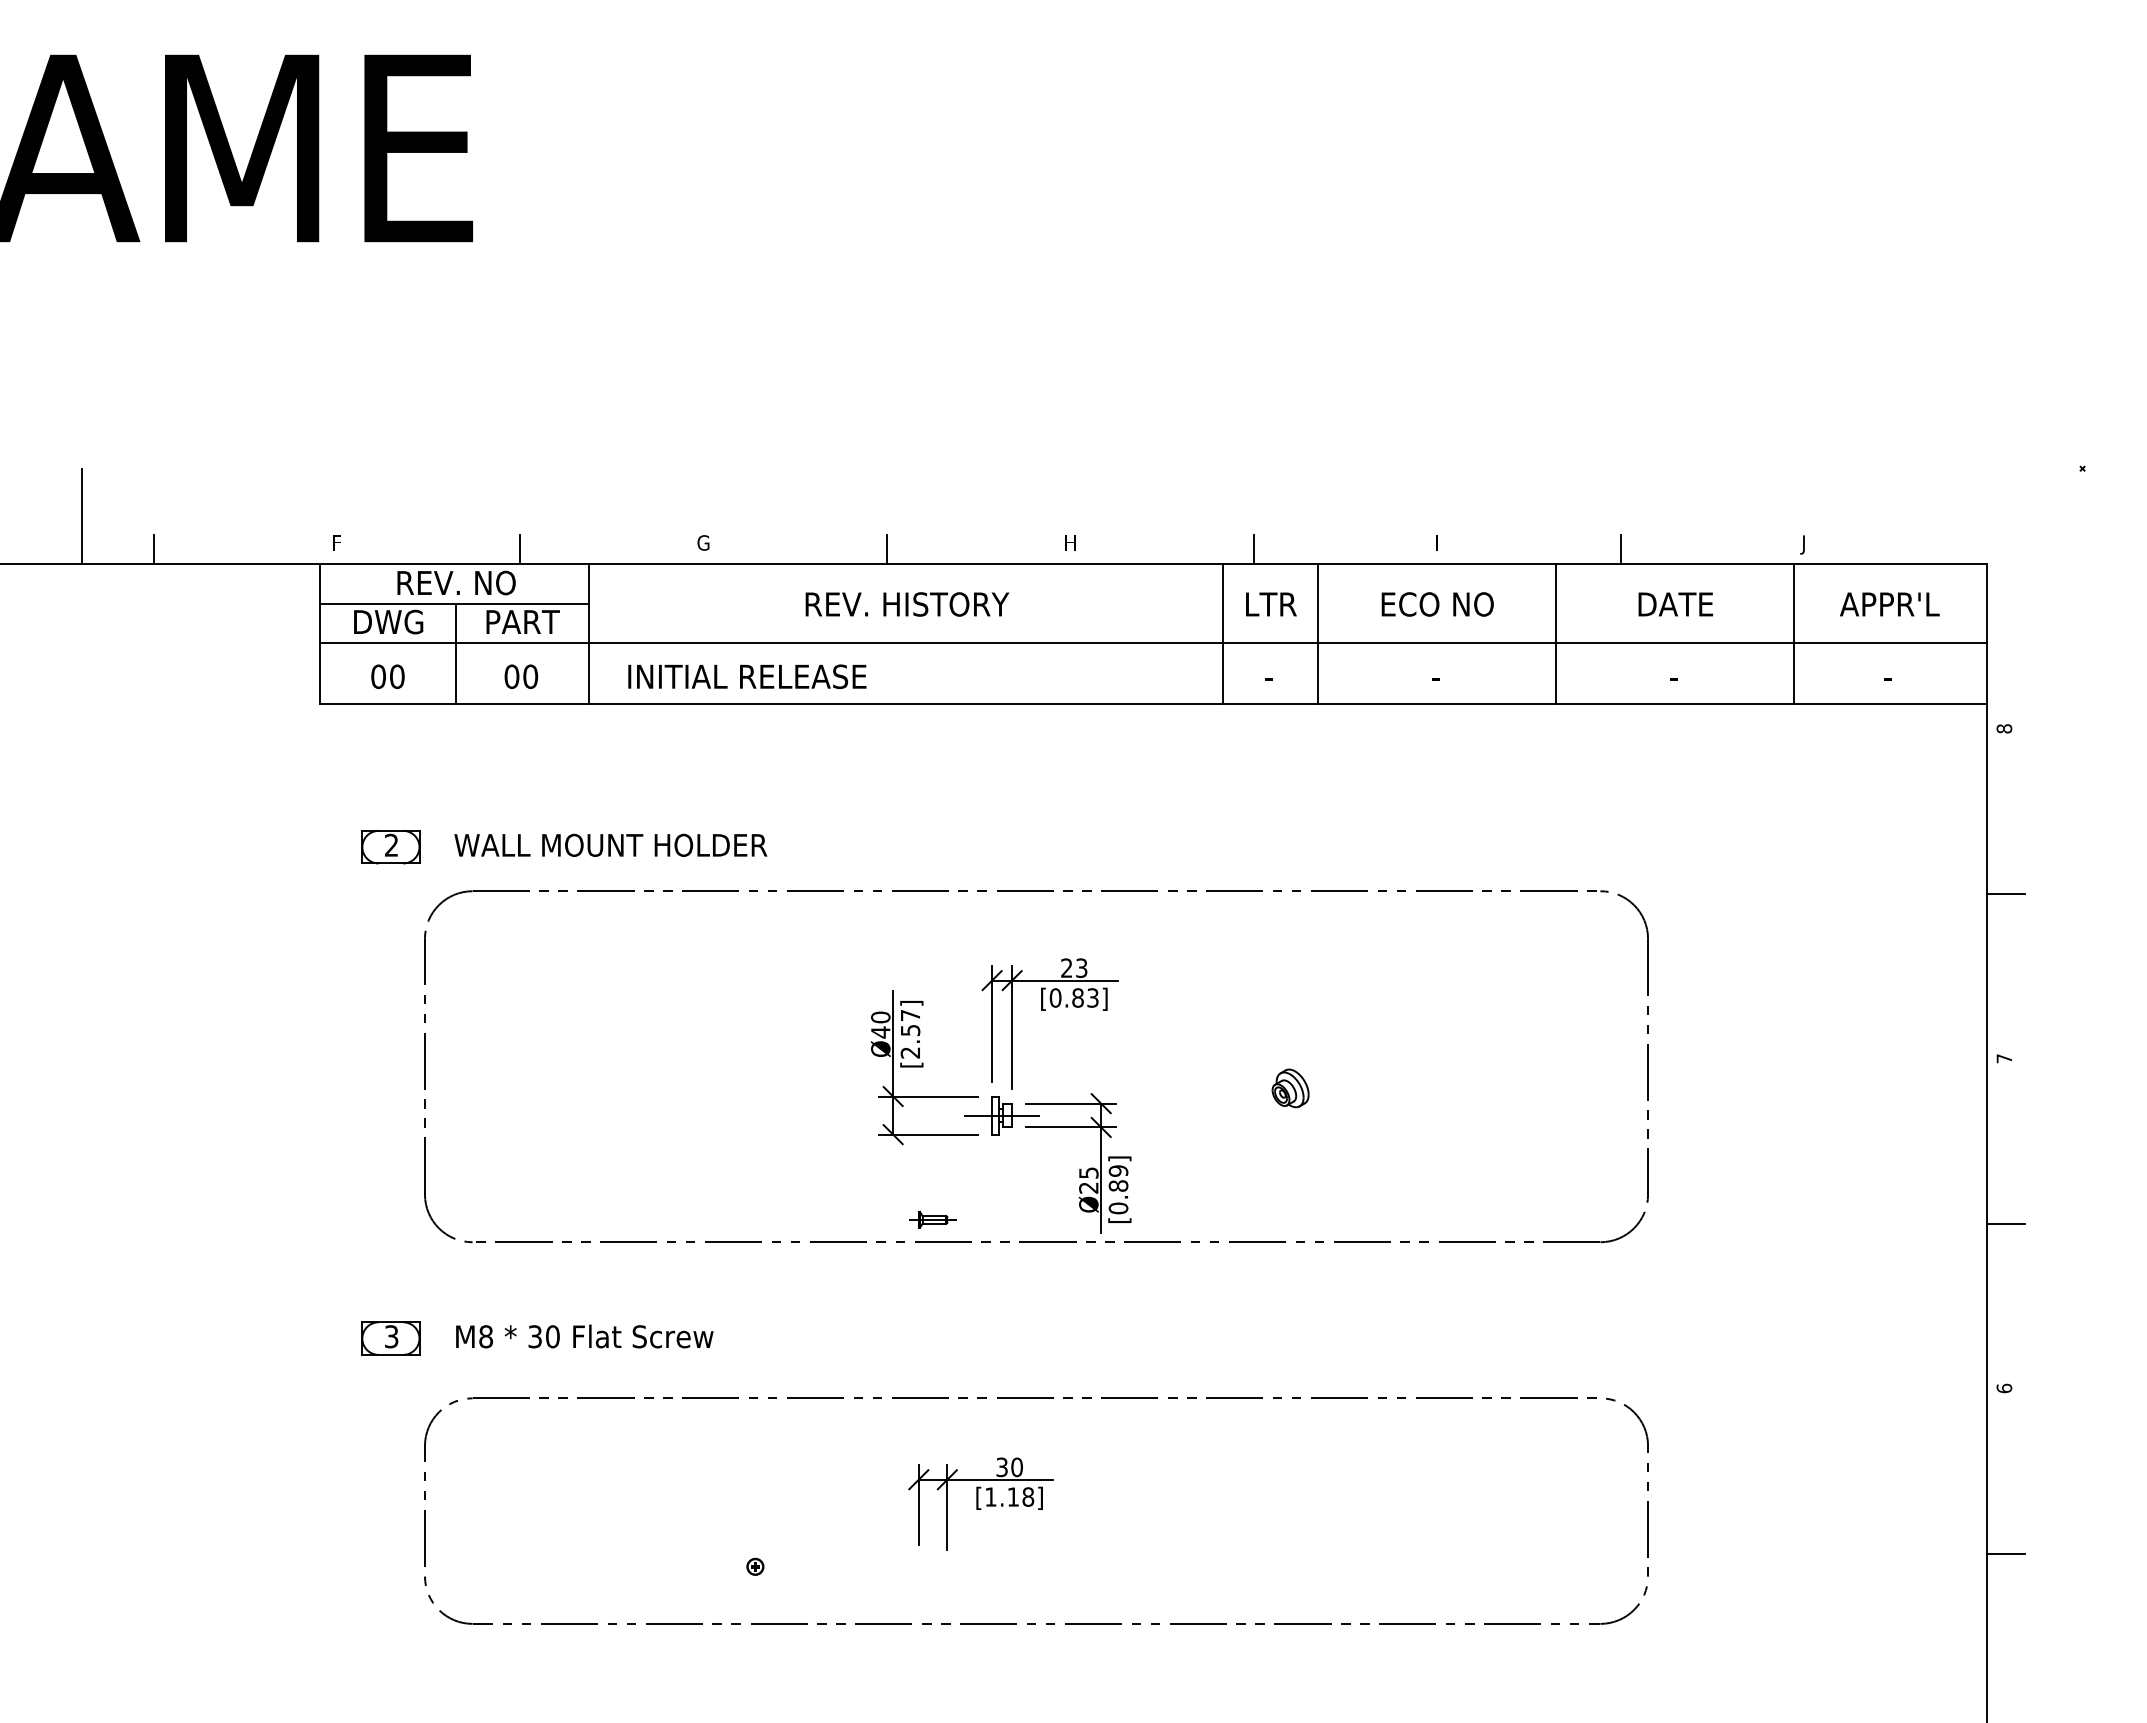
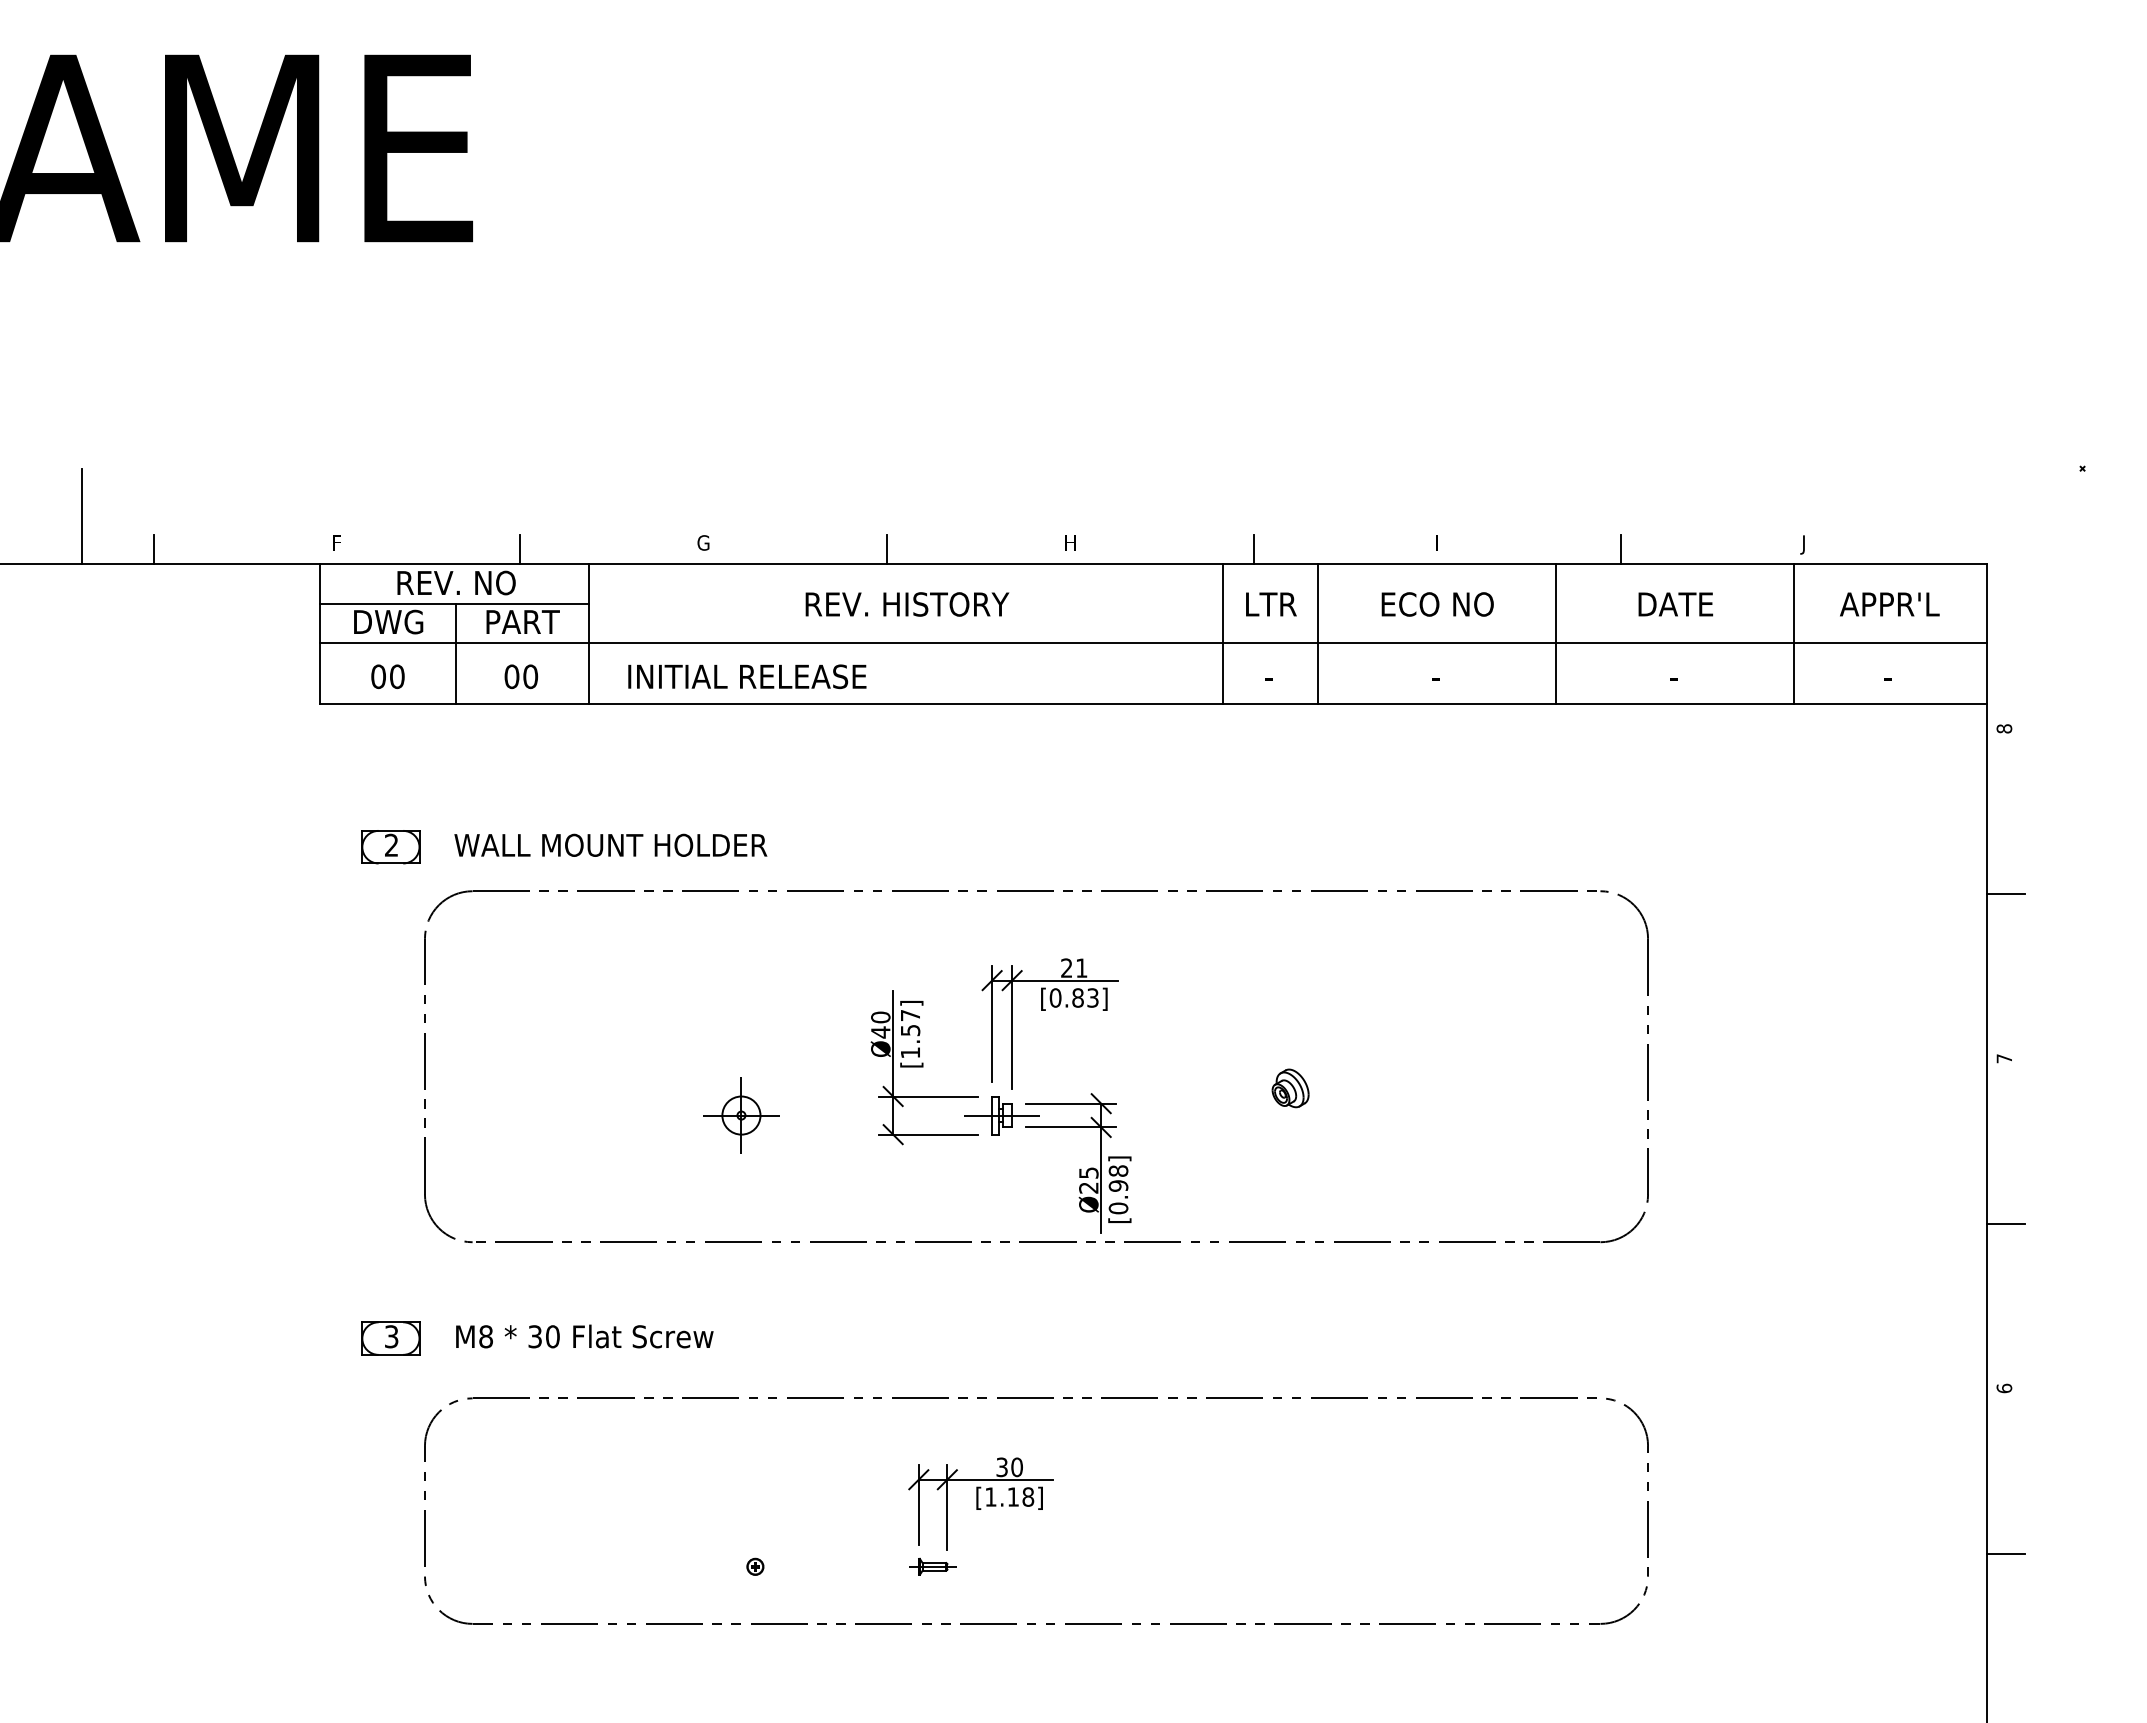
text: 23 -> 21 (1081, 967)
text: [2.57] -> [1.57] (909, 1052)
part: none -> present (741, 1115)
text: [0.89] -> [0.98] (1118, 1178)
part position: (932, 1219) -> (932, 1566) (932, 1566)
